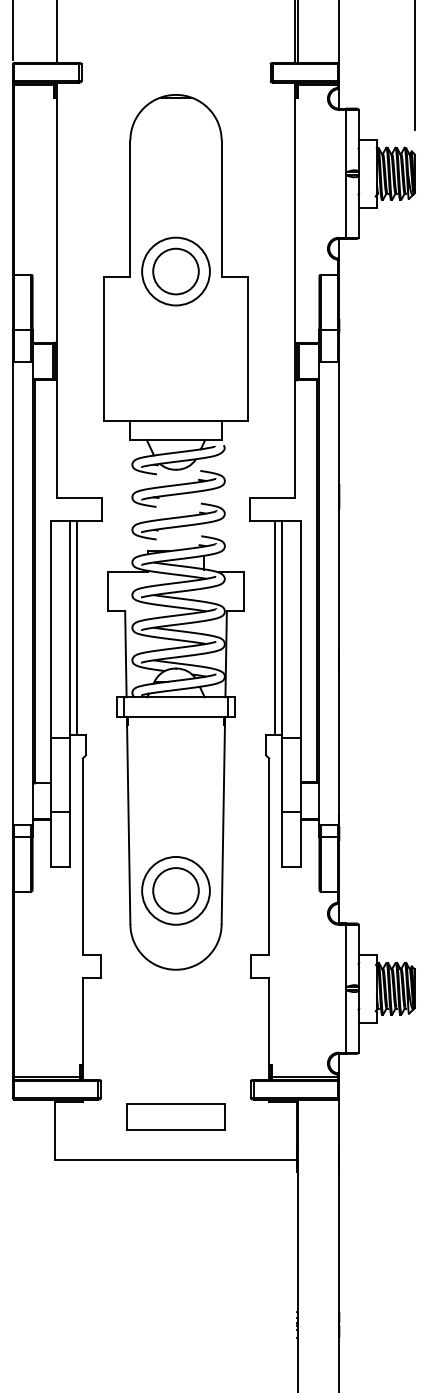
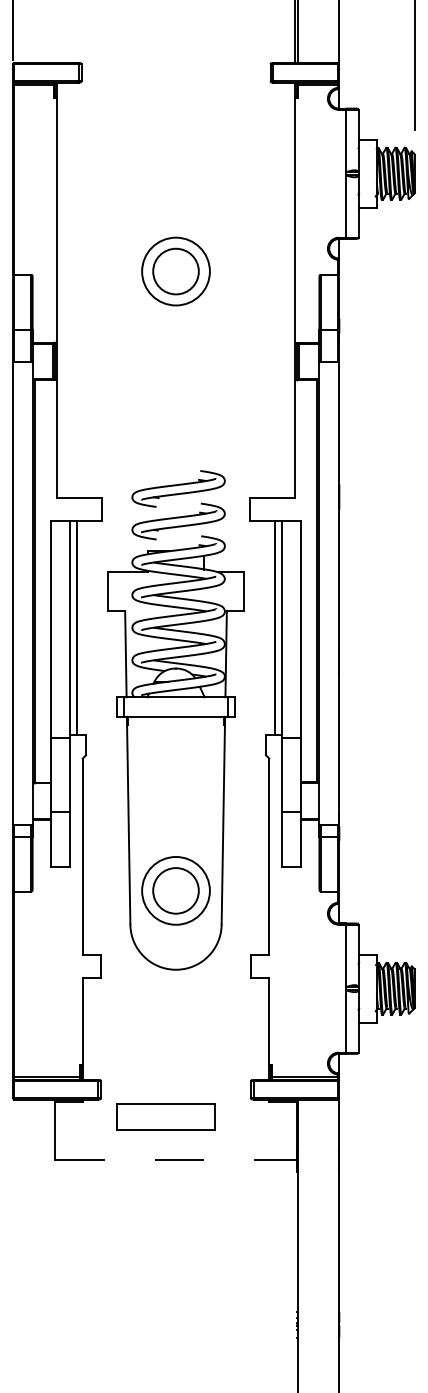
line: present -> none (56, 32)
part: present -> none (175, 284)
part position: (175, 1116) -> (165, 1116) (165, 1116)
line: solid -> dashed (176, 1160)
